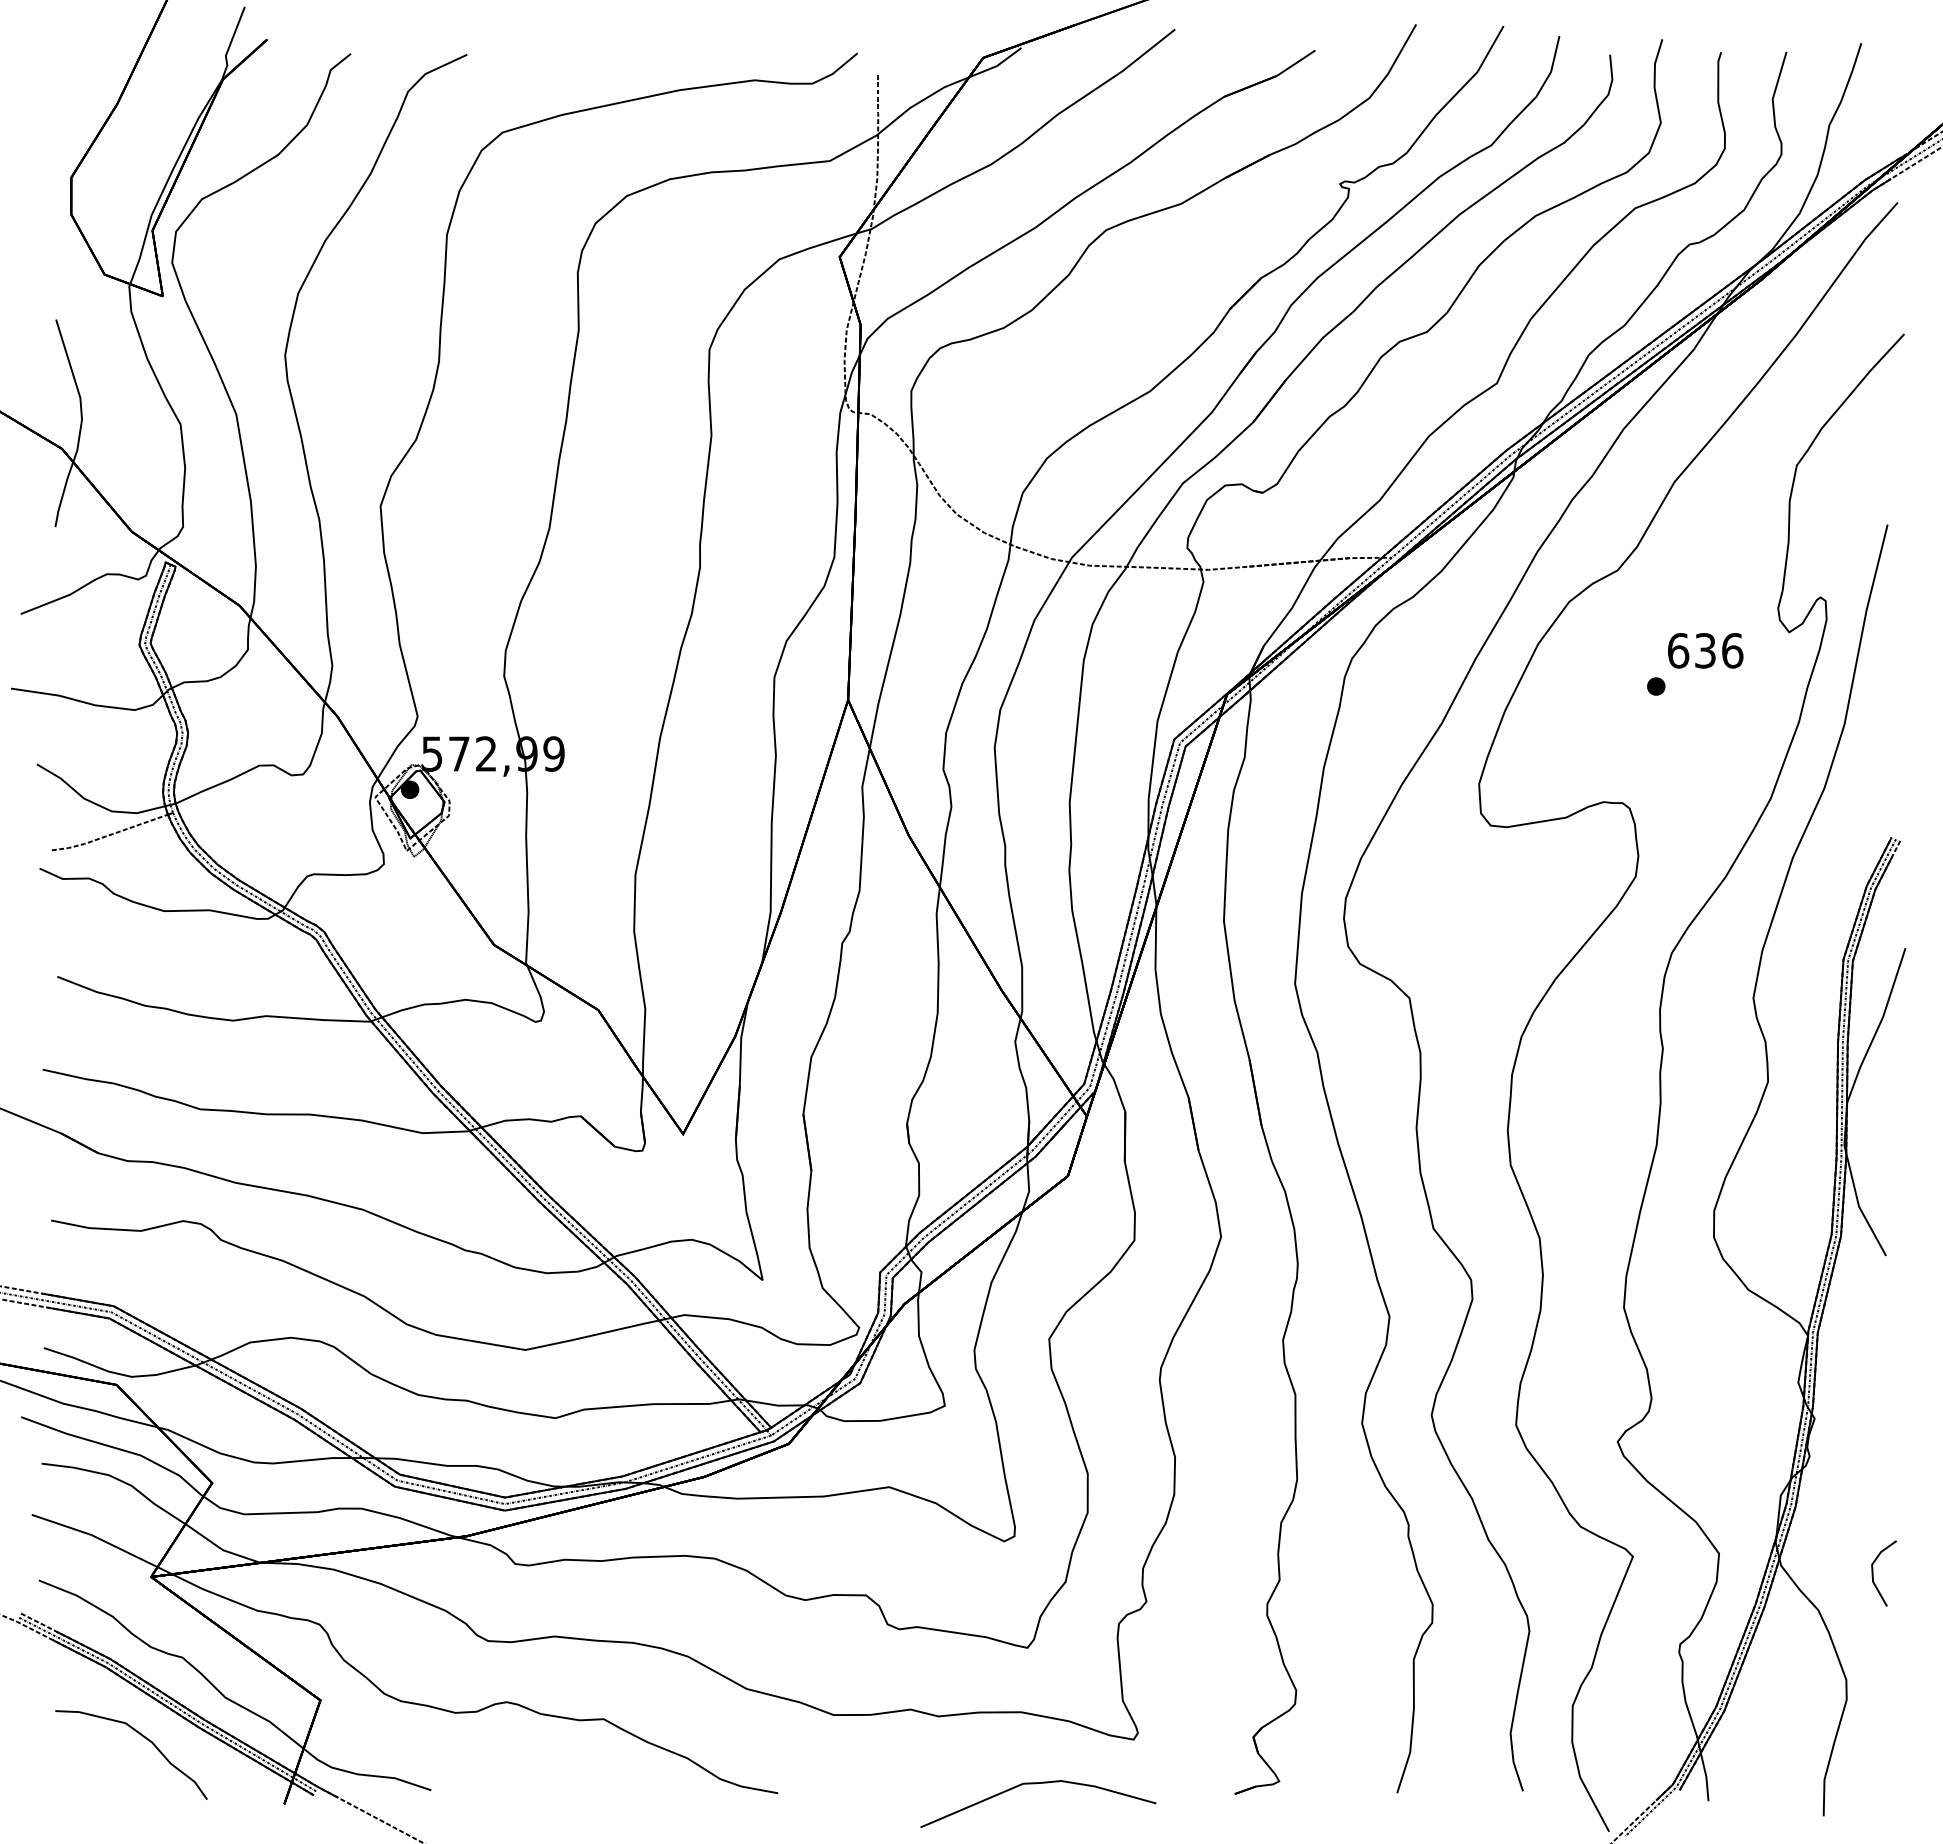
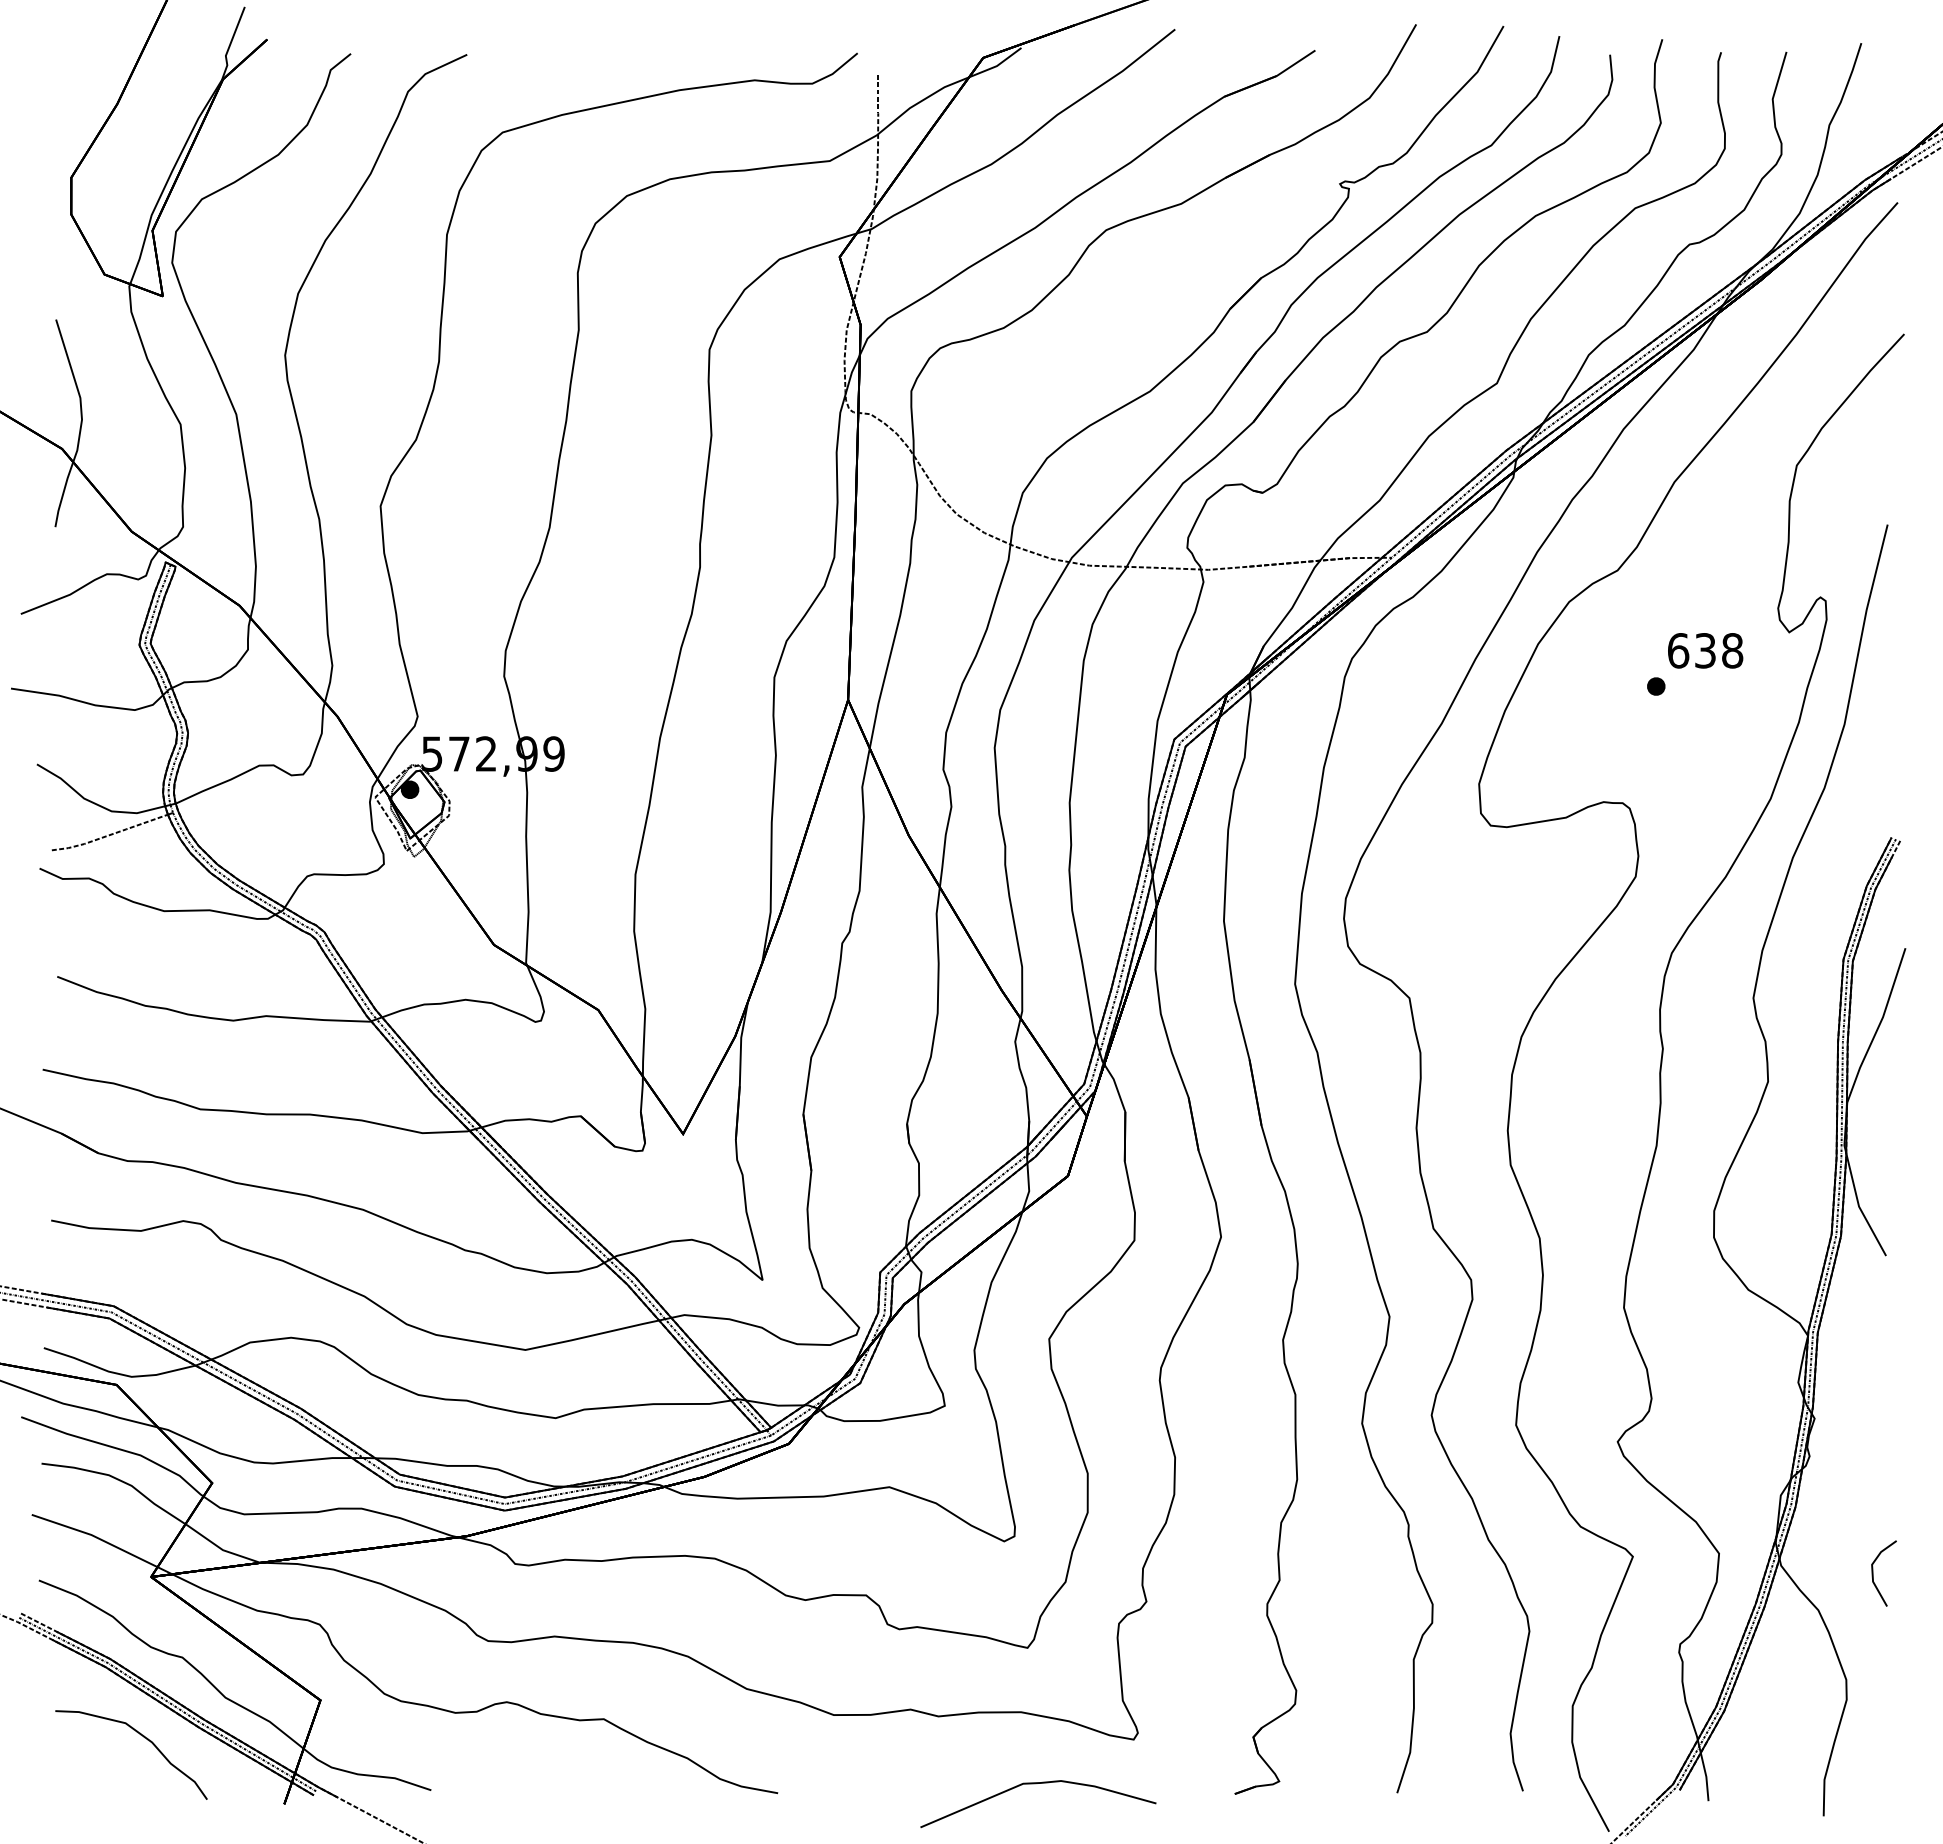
text: 636 -> 638 (1732, 650)
